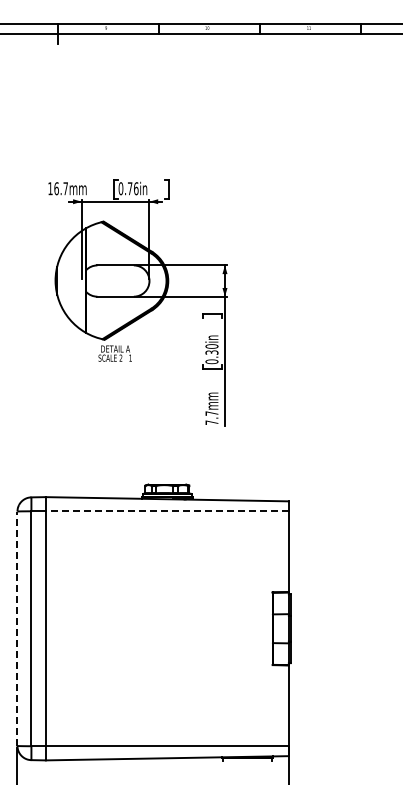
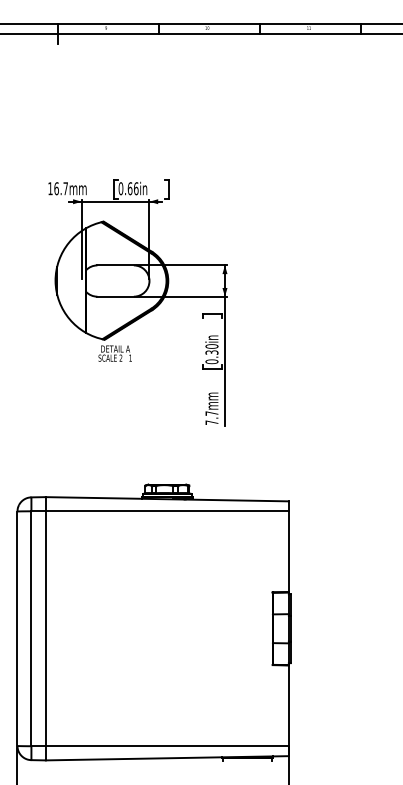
text: 0.76in -> 0.66in (129, 188)
line: dashed -> solid (167, 511)
line: dashed -> solid (17, 628)
